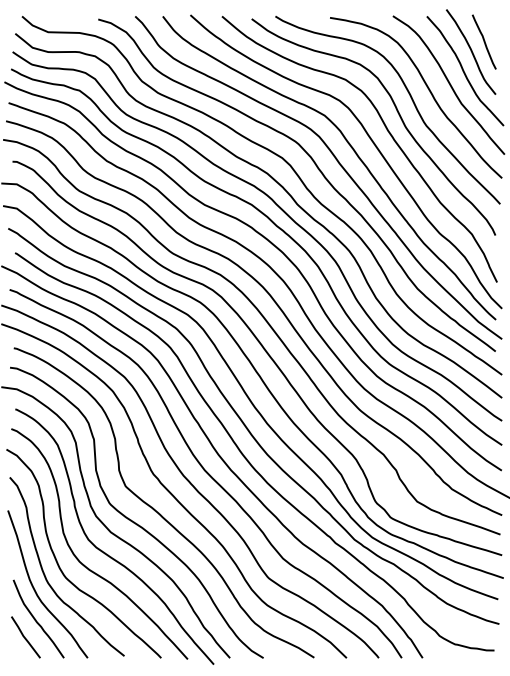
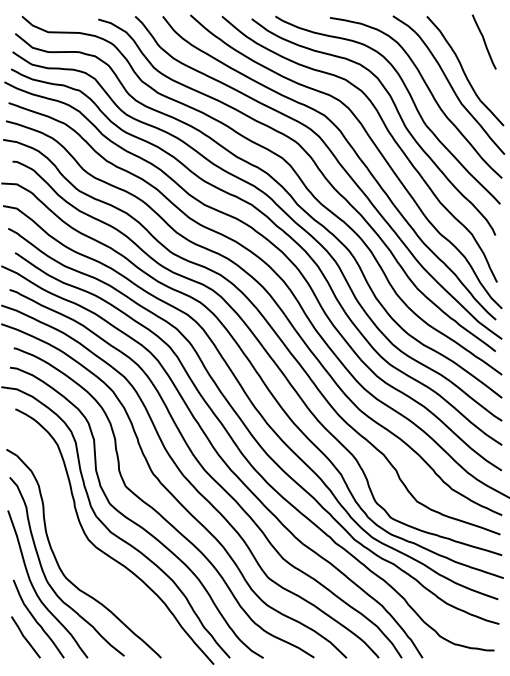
curve: present -> none (471, 51)
curve: present -> none (79, 559)
